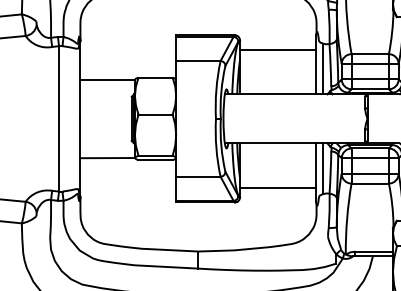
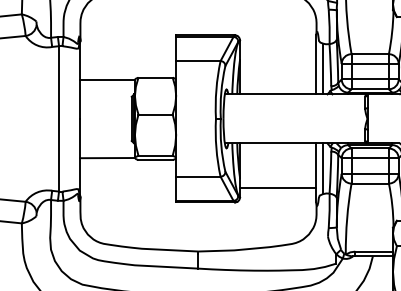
line: present -> none (278, 50)
